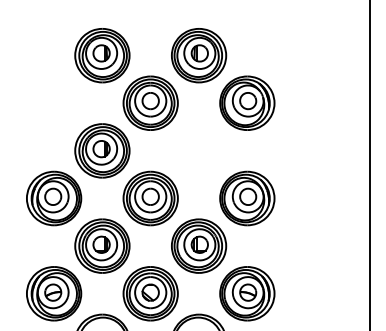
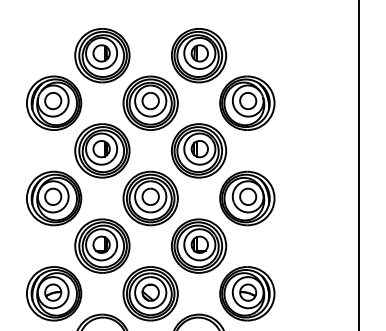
part: none -> present (54, 102)
part: none -> present (199, 150)
line position: (370, 164) -> (359, 164) (359, 164)
